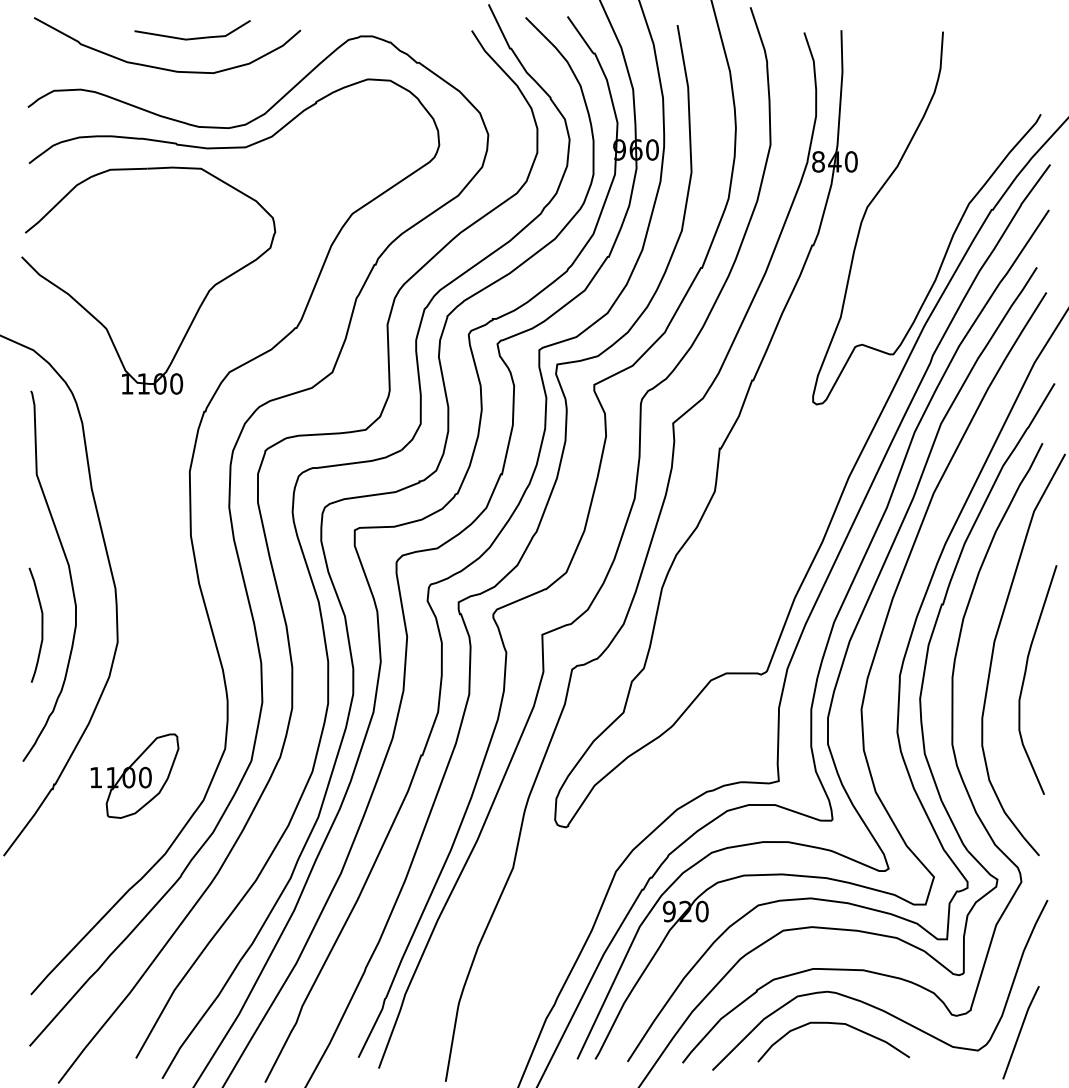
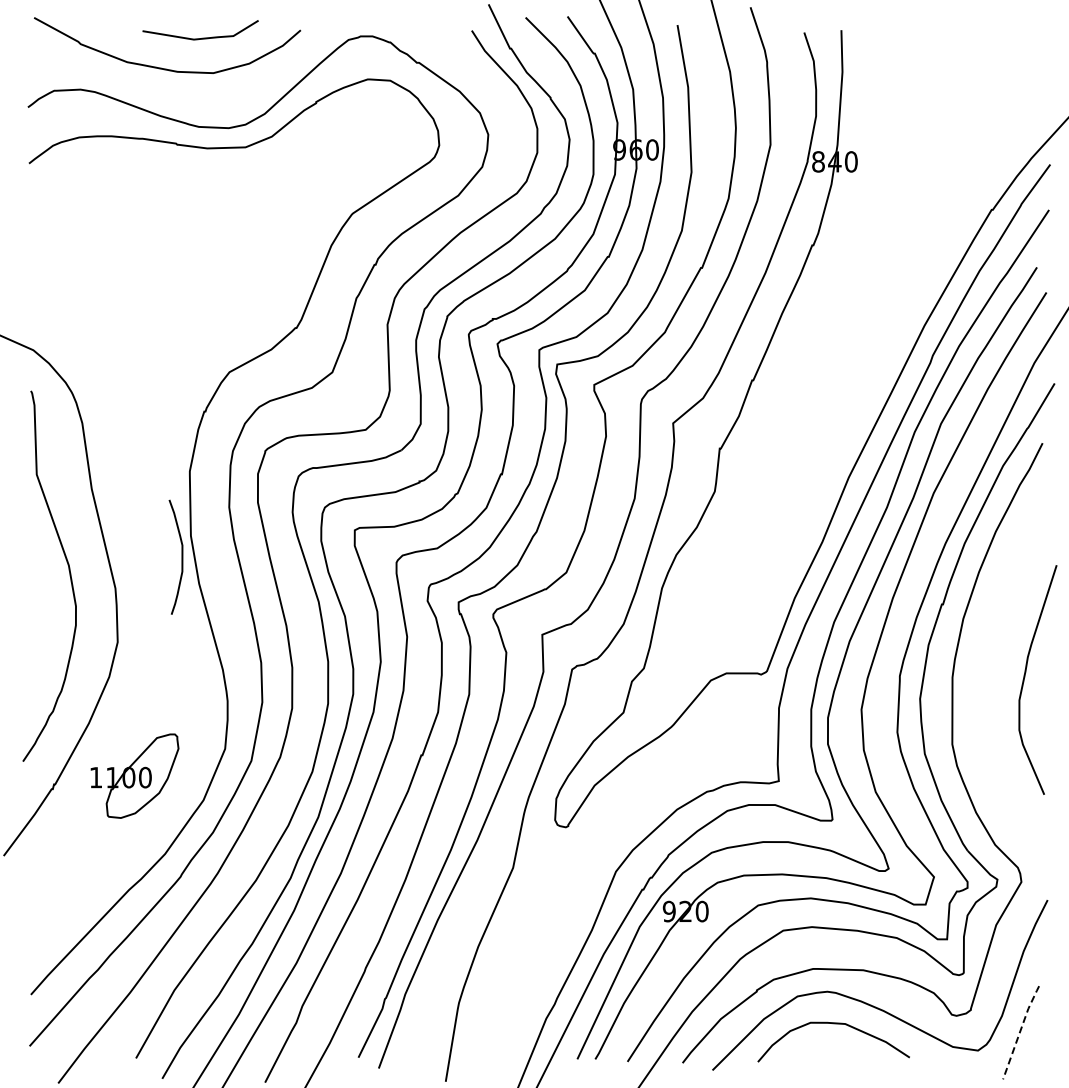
line position: (194, 37) -> (202, 37) (202, 37)
curve: present -> none (953, 232)
part: present -> none (199, 305)
curve position: (41, 624) -> (181, 556) (181, 556)
curve: present -> none (994, 649)
line: solid -> dashed (1020, 1031)
